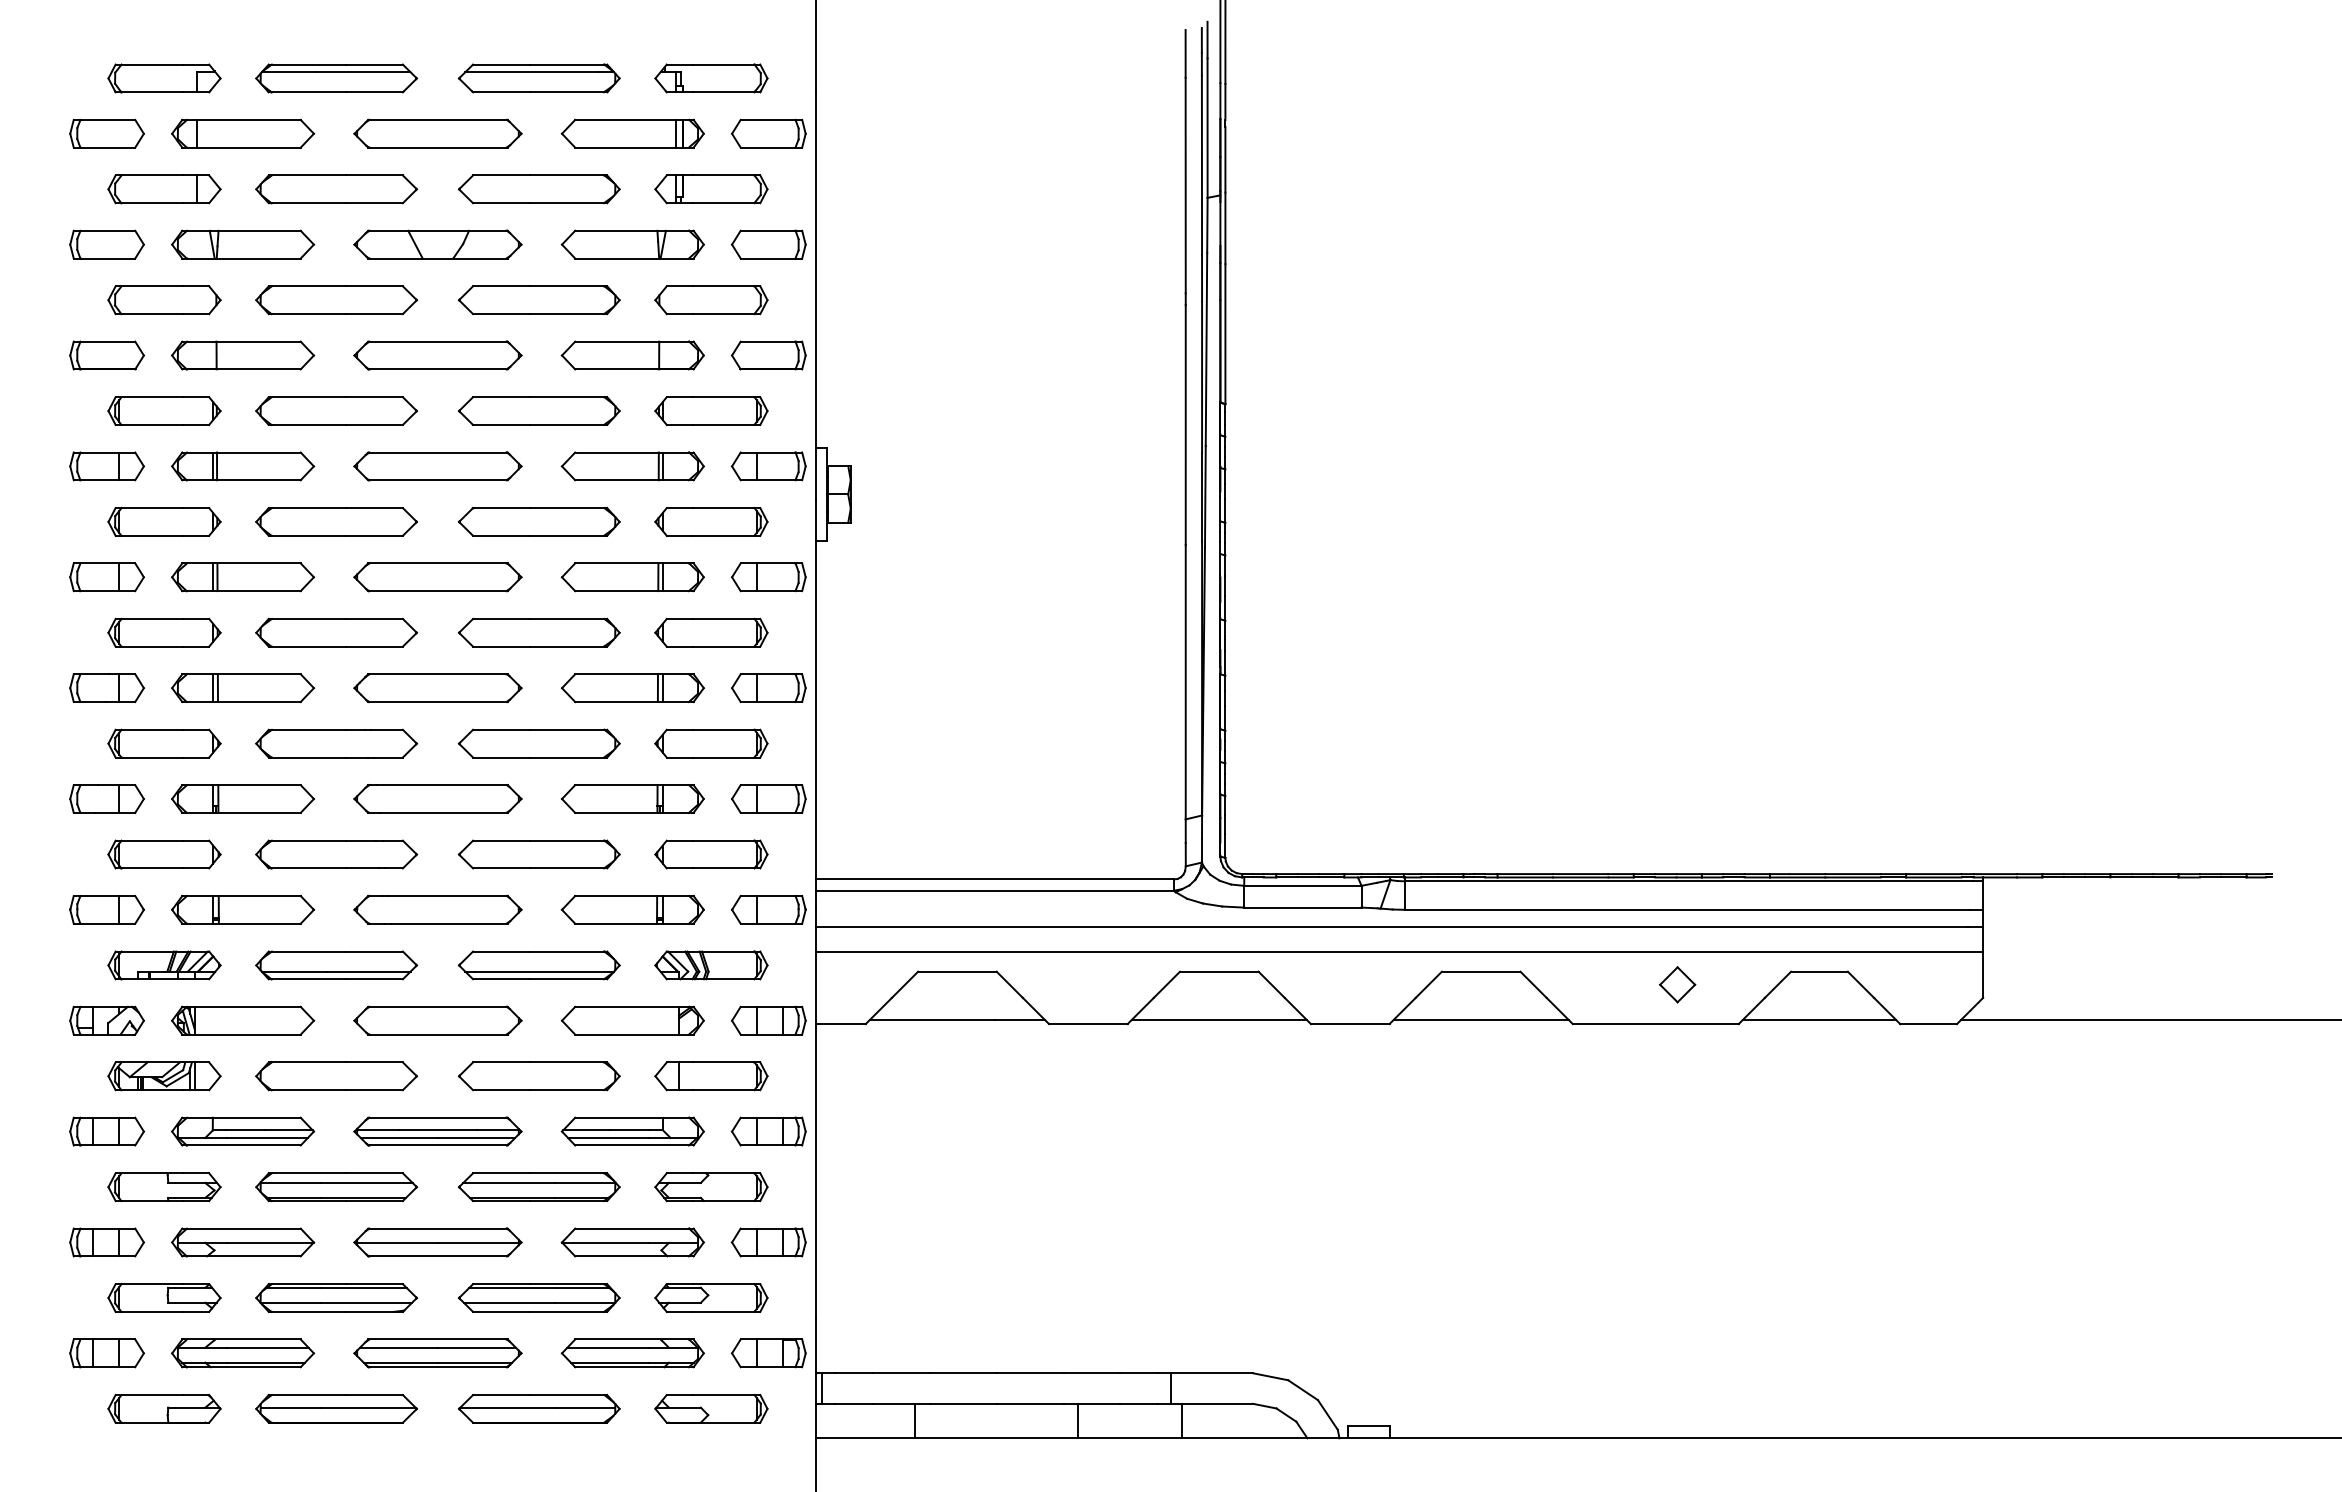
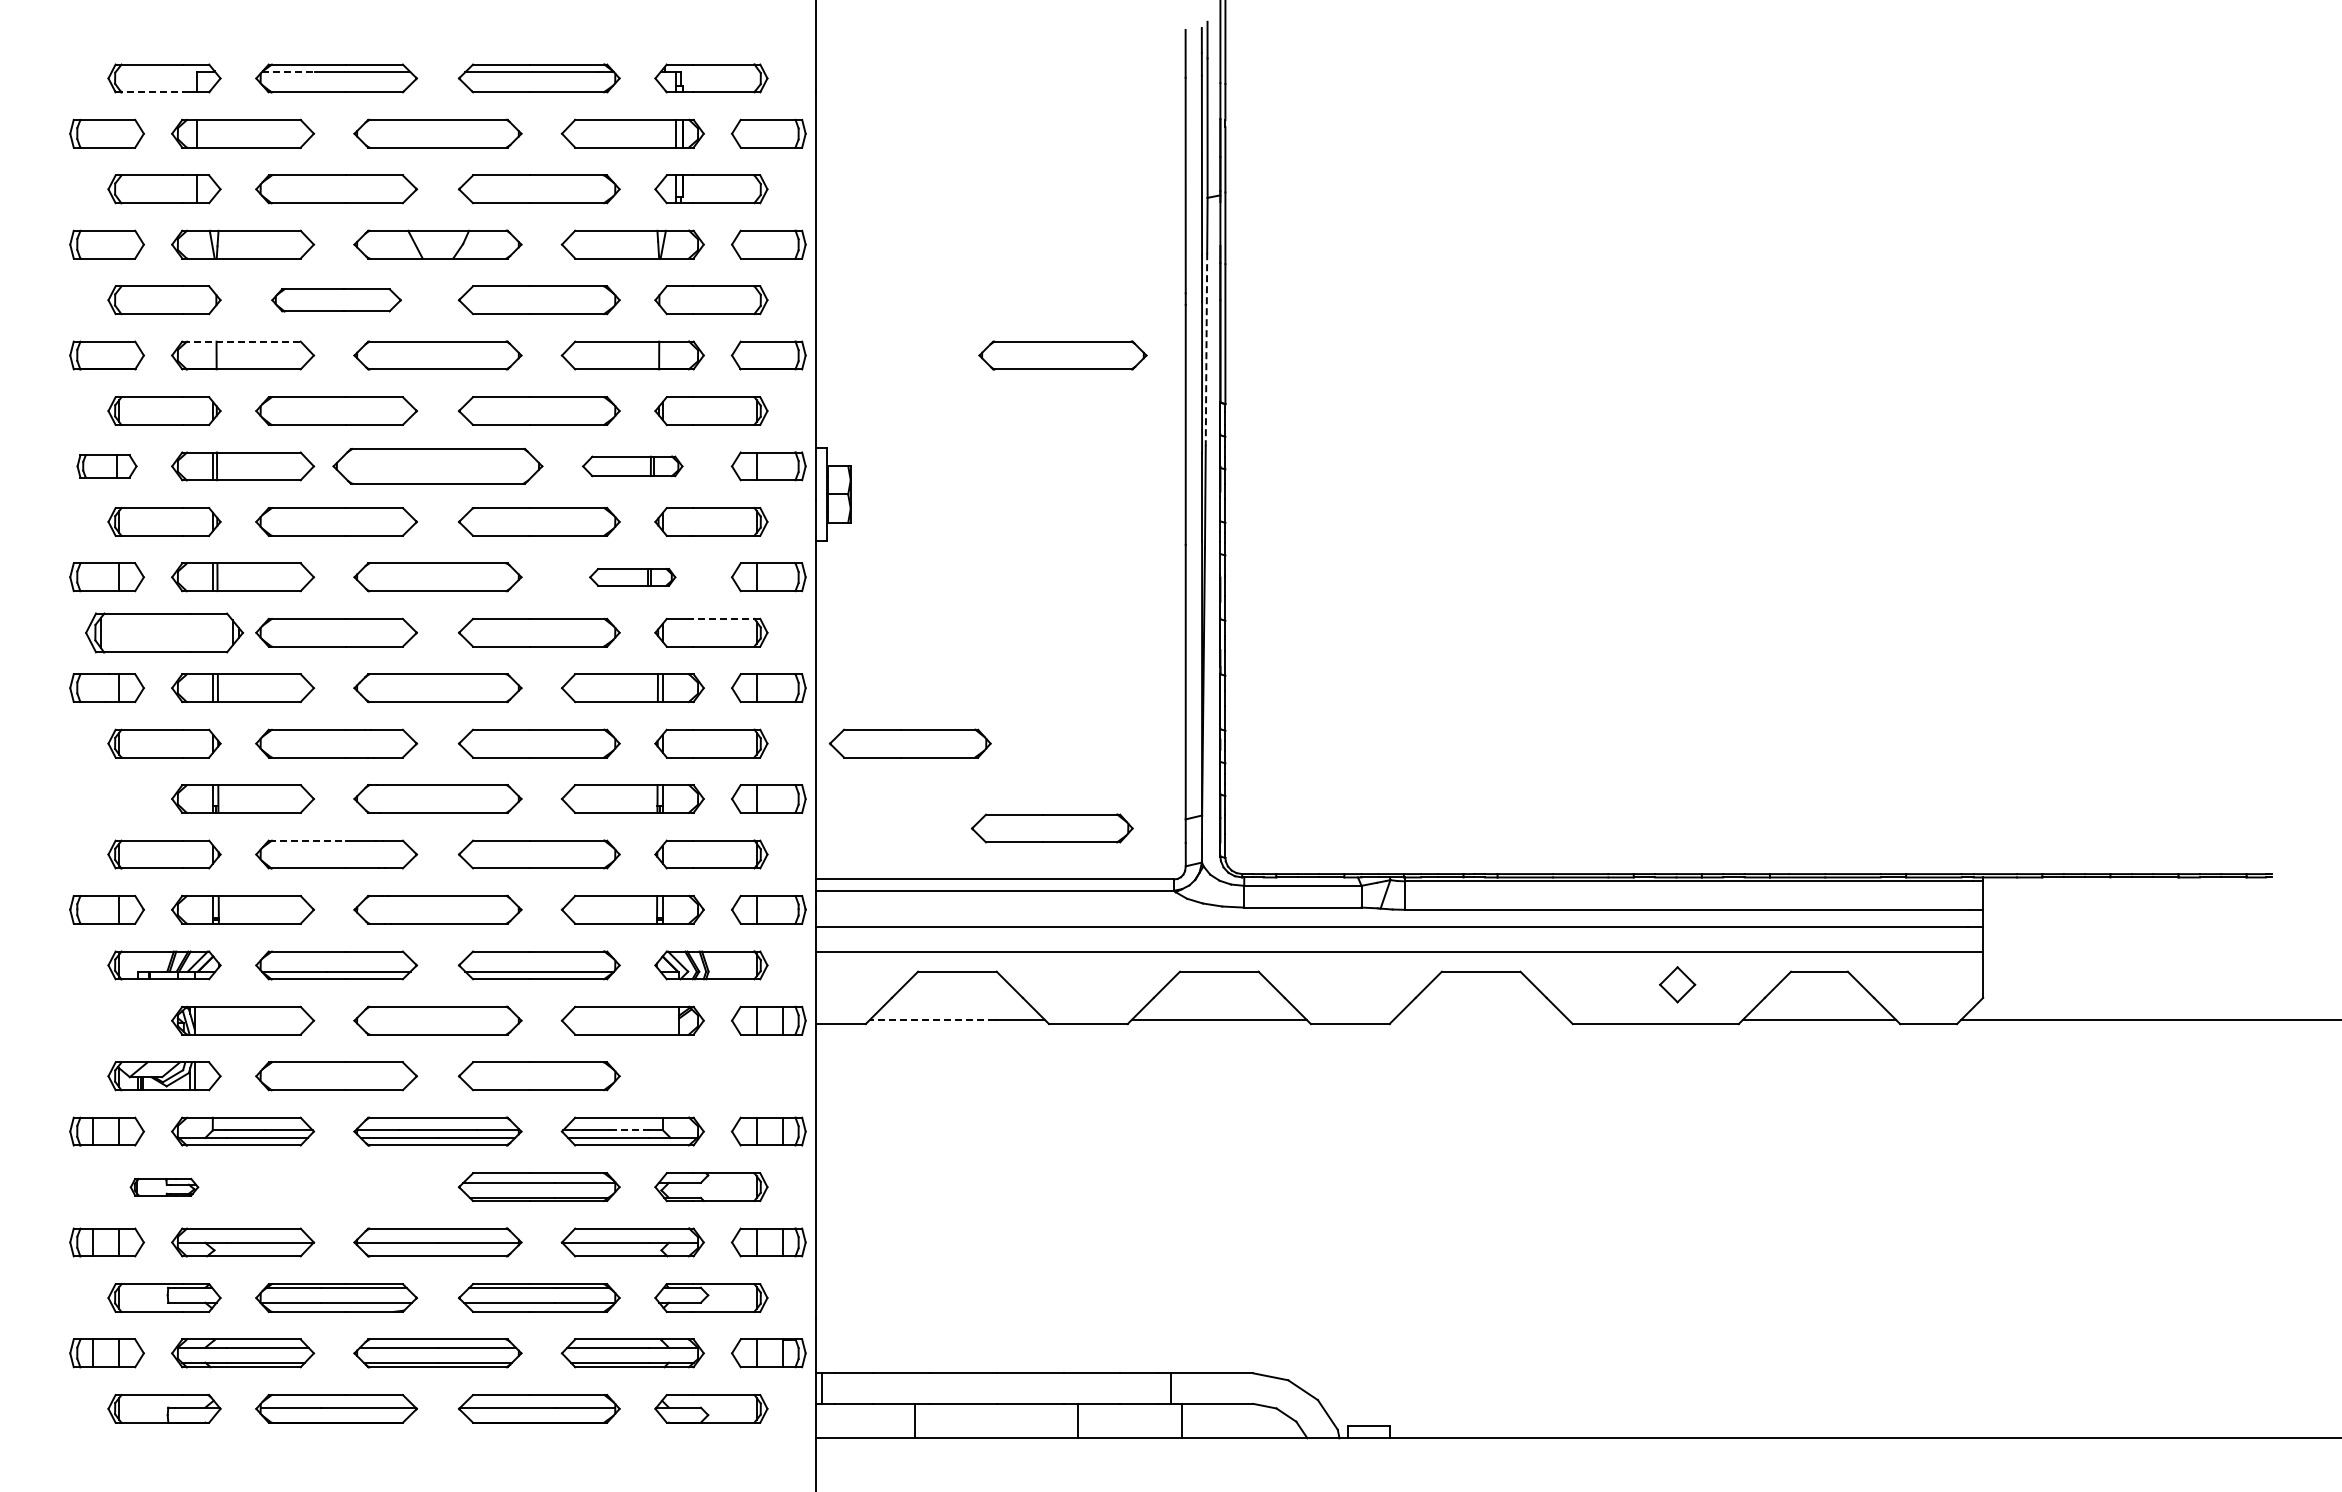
line: solid -> dashed (288, 72)
line: solid -> dashed (149, 92)
part size: 163x31 px -> 131x25 px (336, 300)
line: solid -> dashed (241, 341)
line: solid -> dashed (1206, 350)
part: none -> present (1062, 355)
part size: 76x31 px -> 62x25 px (106, 466)
part size: 170x31 px -> 212x37 px (437, 466)
part size: 145x31 px -> 102x23 px (632, 466)
part size: 145x31 px -> 88x19 px (632, 577)
line: solid -> dashed (726, 618)
part size: 115x31 px -> 159x42 px (164, 632)
part: none -> present (909, 743)
part: present -> none (106, 798)
part: none -> present (1051, 828)
line: solid -> dashed (307, 840)
line: solid -> dashed (931, 1019)
line: present -> none (1480, 1019)
part: present -> none (106, 1020)
part: present -> none (711, 1076)
line: solid -> dashed (630, 1130)
part size: 115x31 px -> 71x20 px (164, 1186)
part: present -> none (336, 1187)
